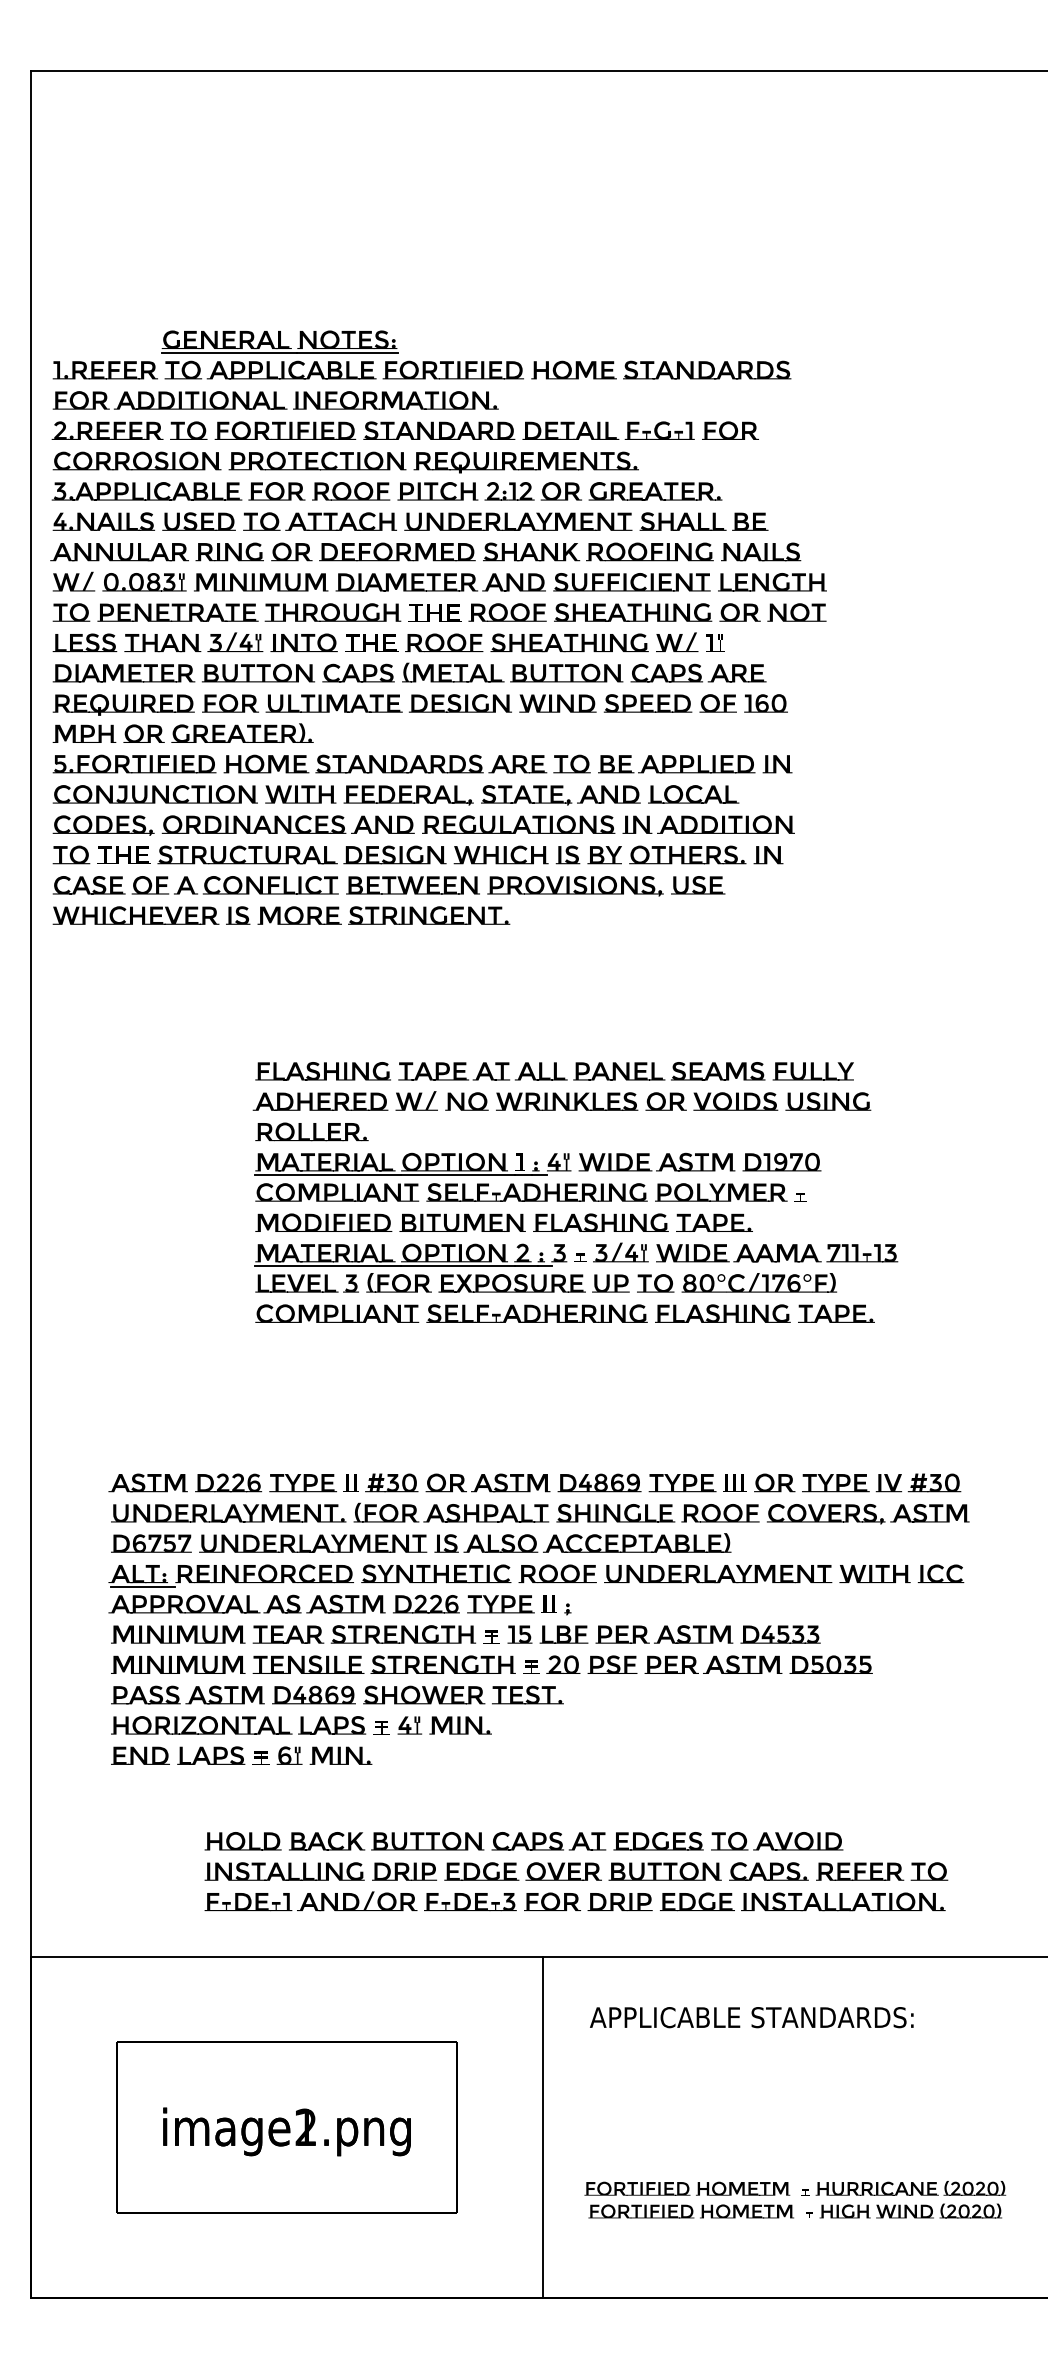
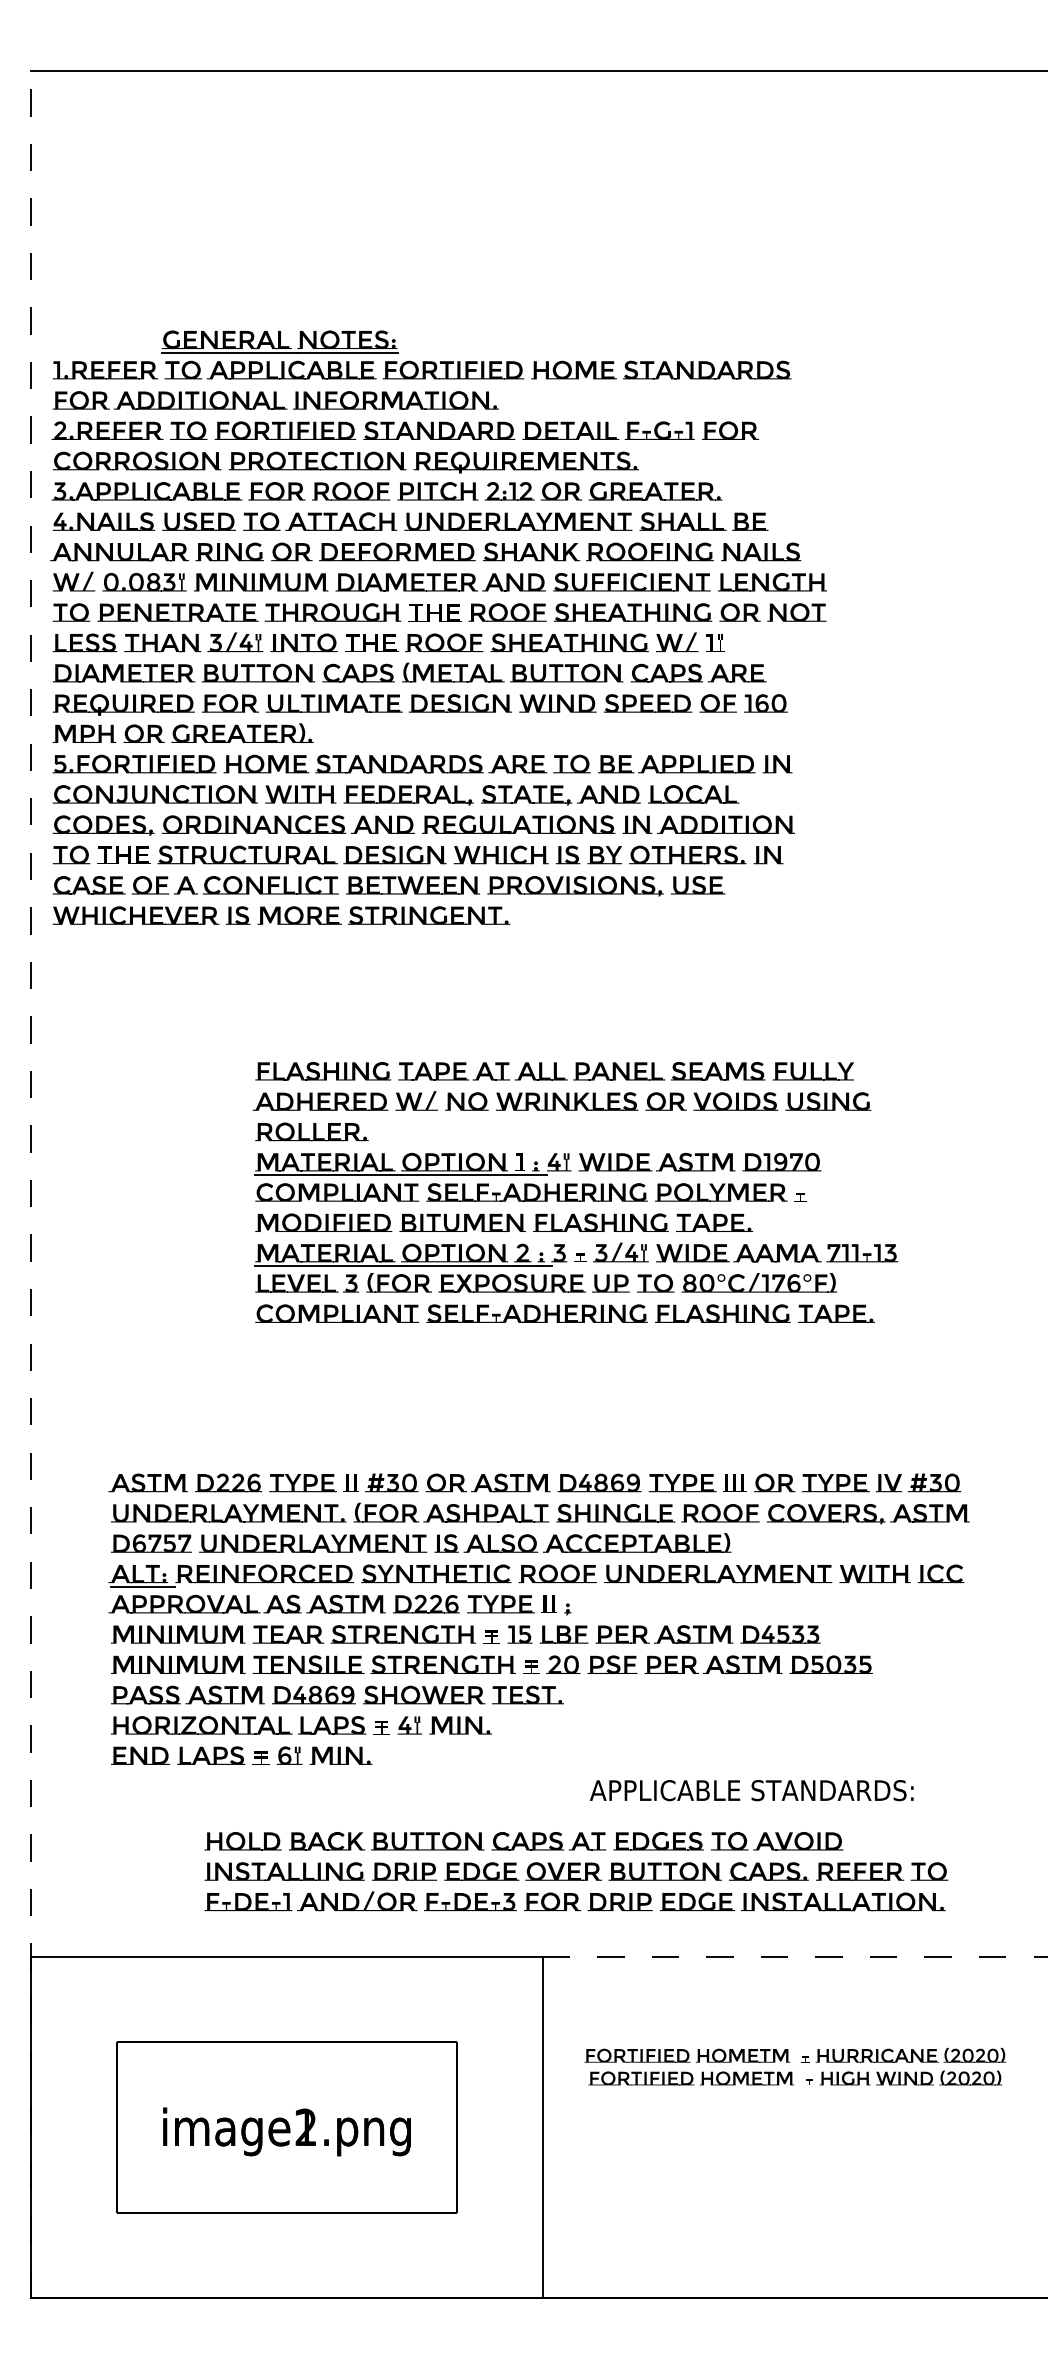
line: solid -> dashed (31, 1184)
line: solid -> dashed (795, 1957)
text position: (751, 2017) -> (751, 1790) (751, 1790)
text position: (795, 2199) -> (795, 2066) (795, 2066)
